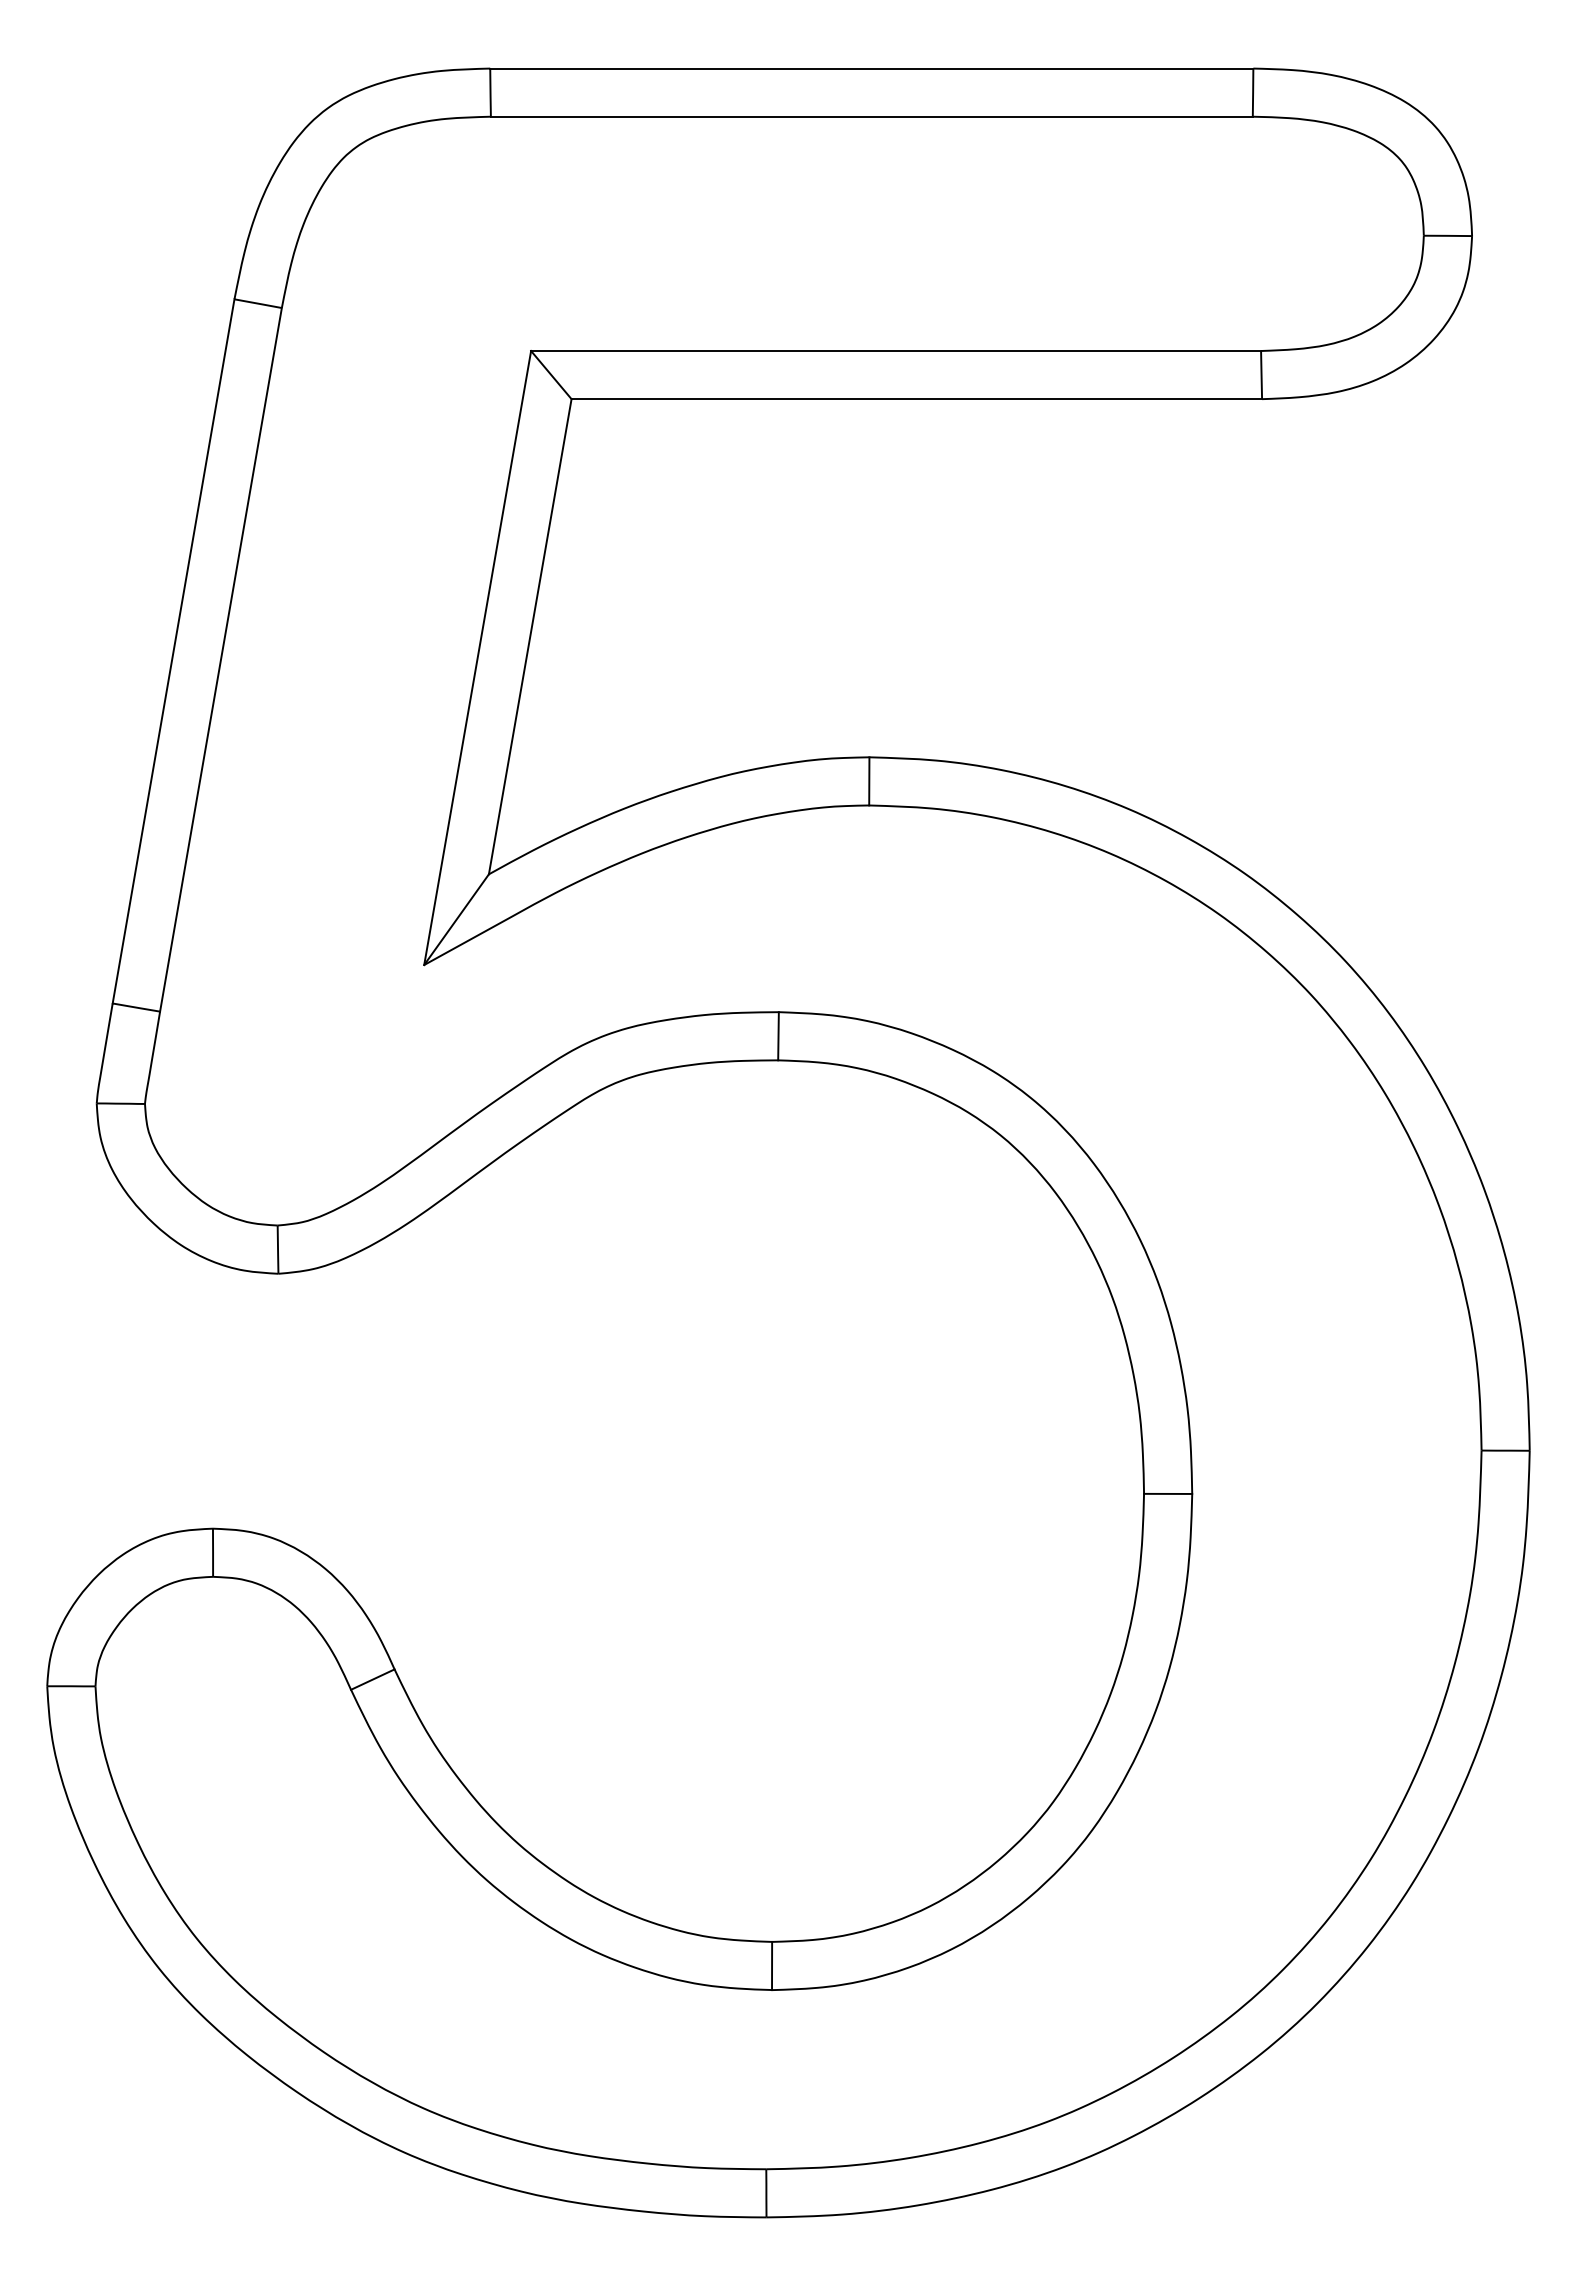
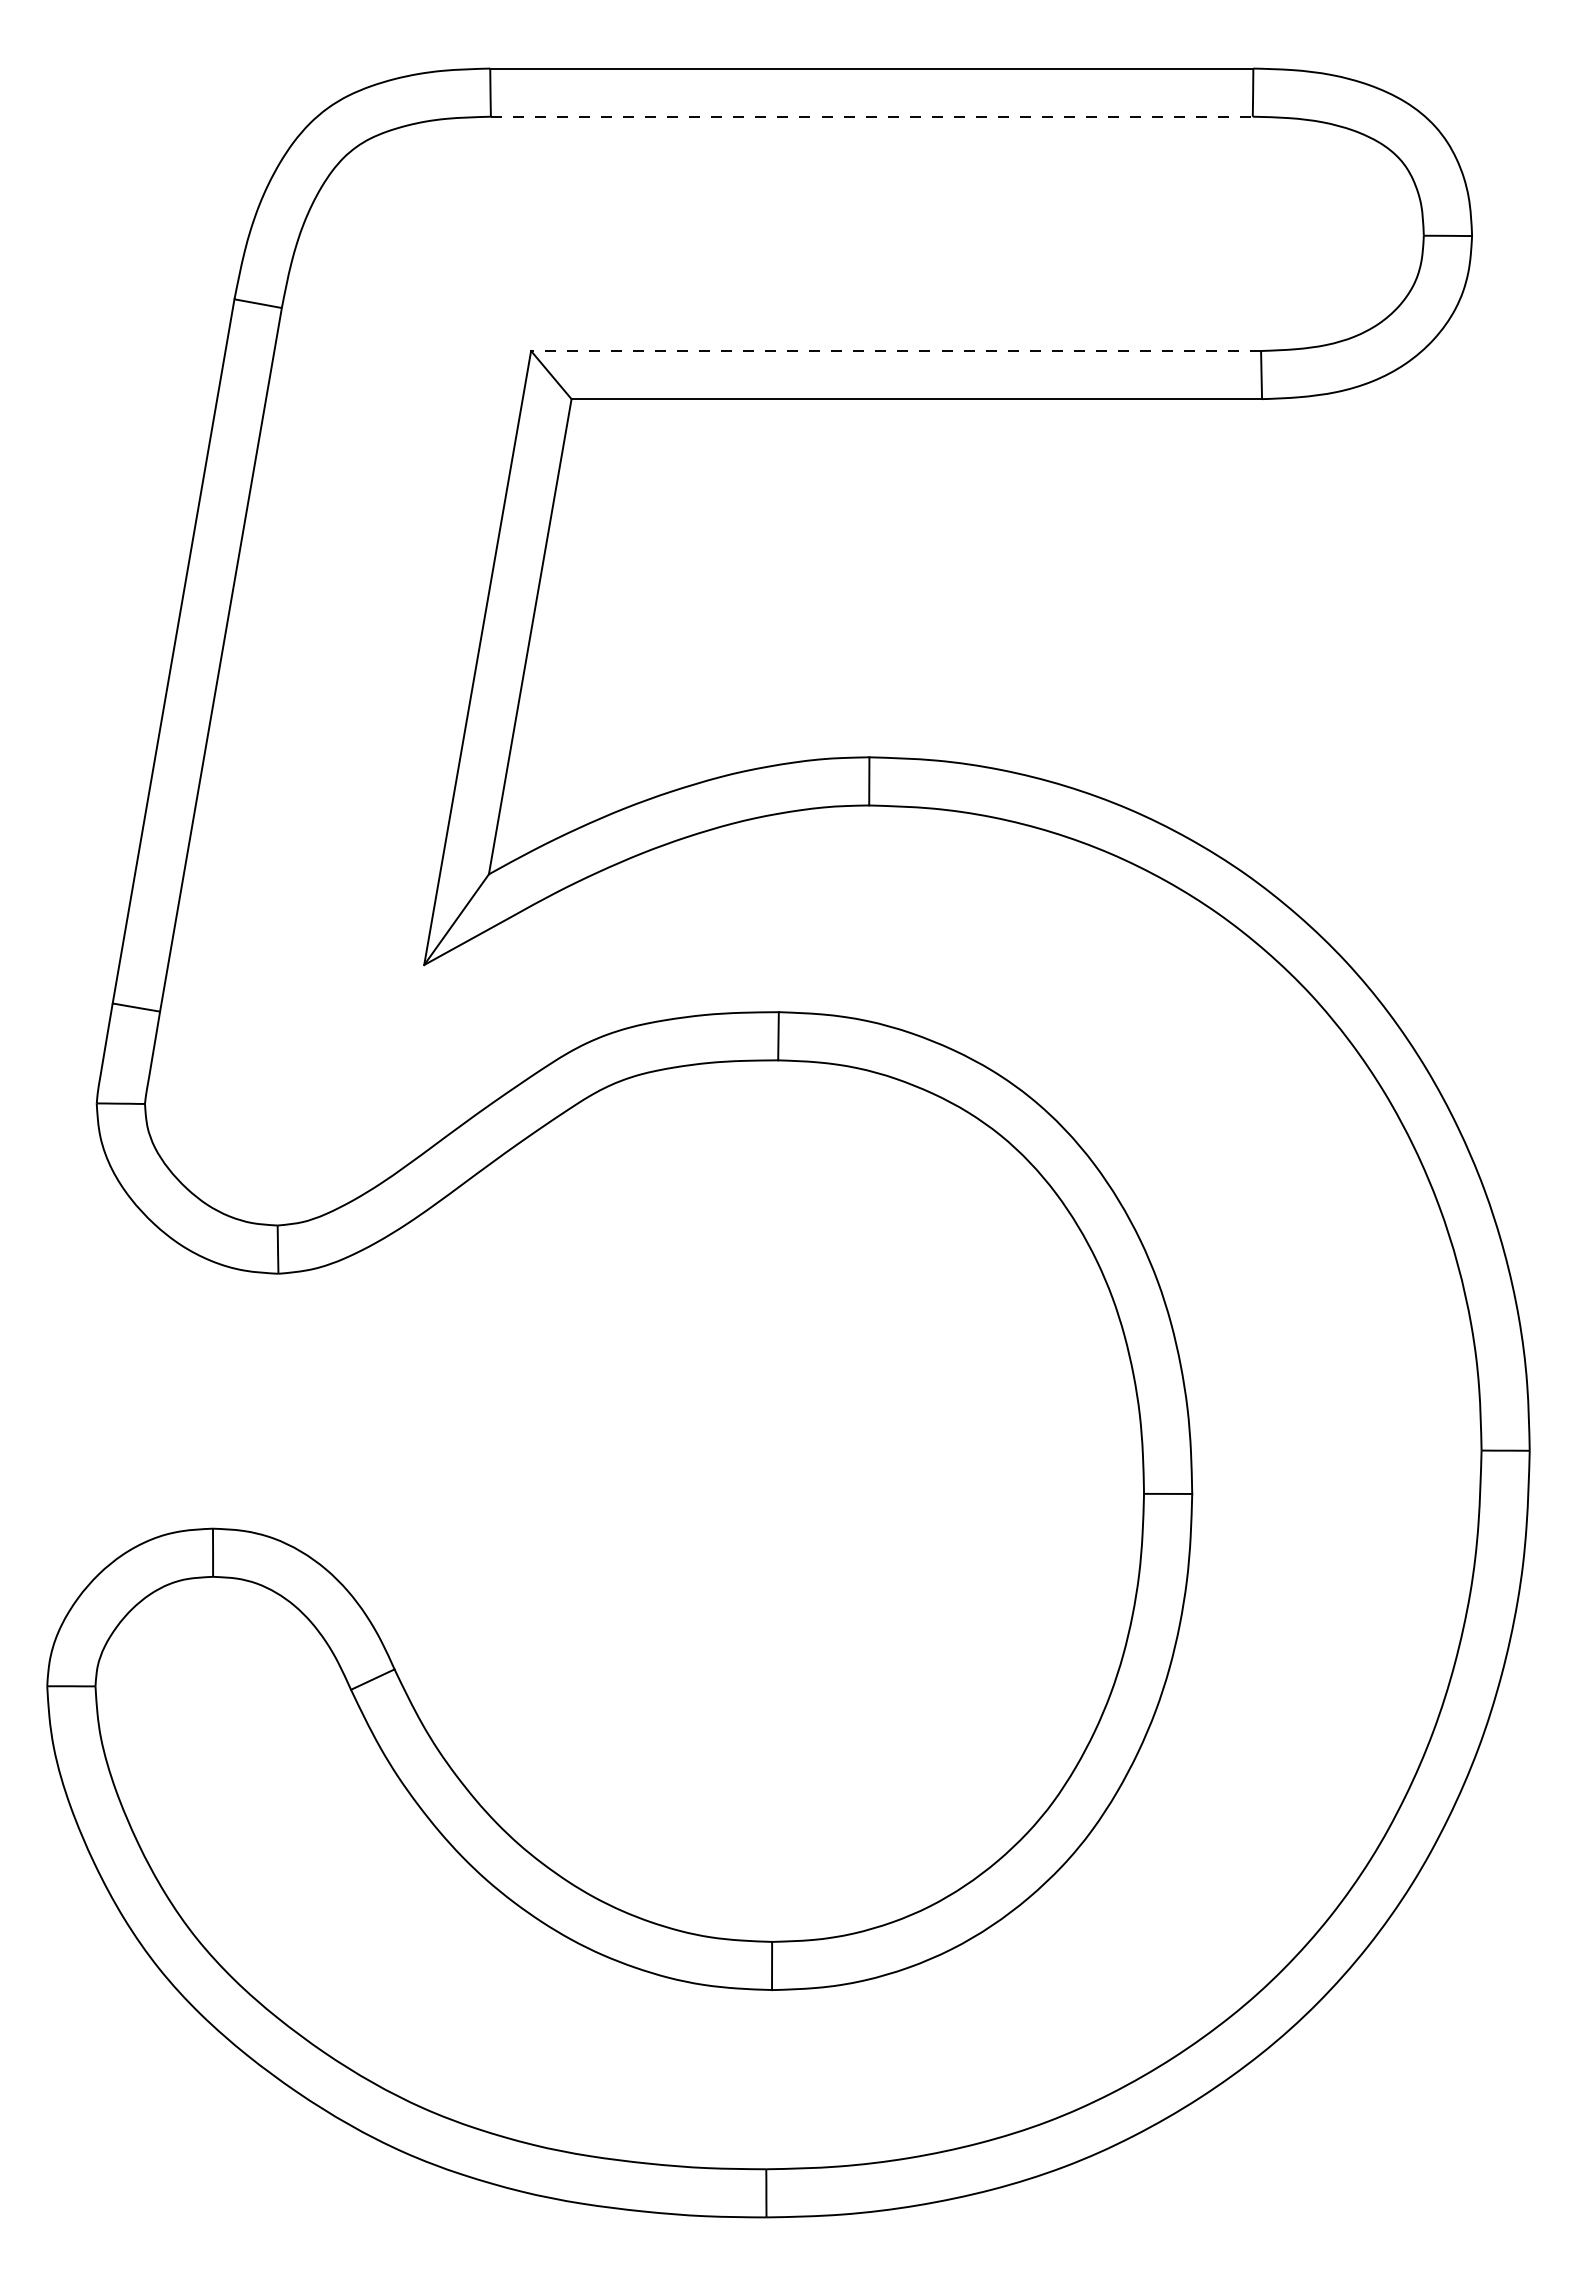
line: solid -> dashed (871, 116)
line: solid -> dashed (896, 351)
